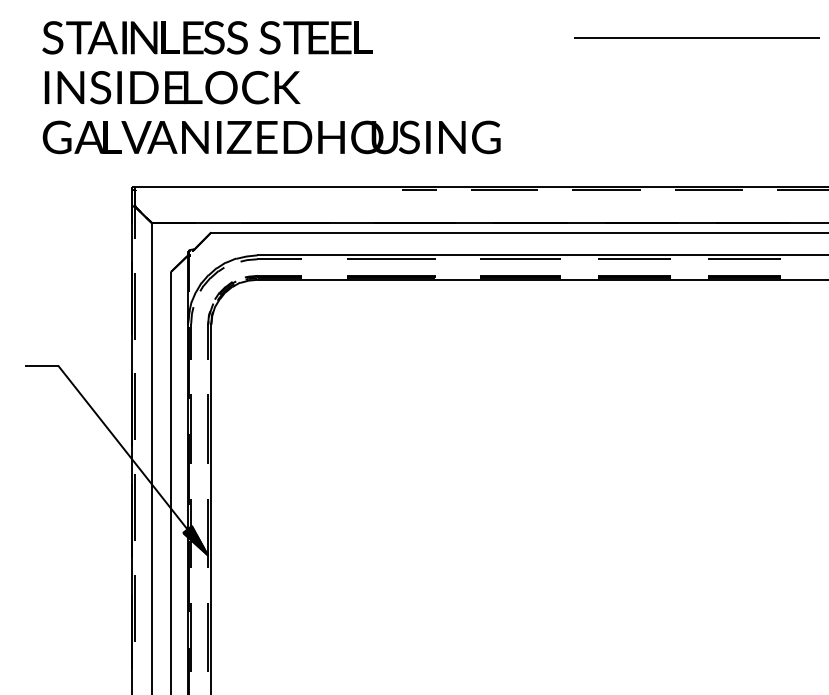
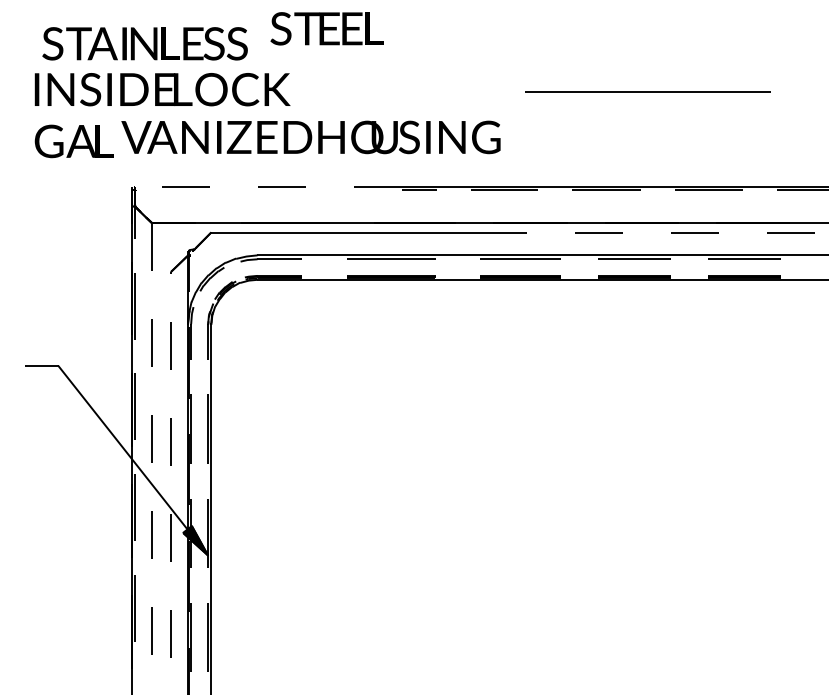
text position: (144, 37) -> (144, 43) (144, 43)
text position: (315, 37) -> (326, 28) (326, 28)
line position: (696, 37) -> (647, 91) (647, 91)
text position: (172, 87) -> (162, 89) (162, 89)
text position: (81, 137) -> (73, 141) (73, 141)
line: solid -> dashed (266, 187)
line: solid -> dashed (653, 232)
line: solid -> dashed (151, 458)
line: solid -> dashed (171, 482)
